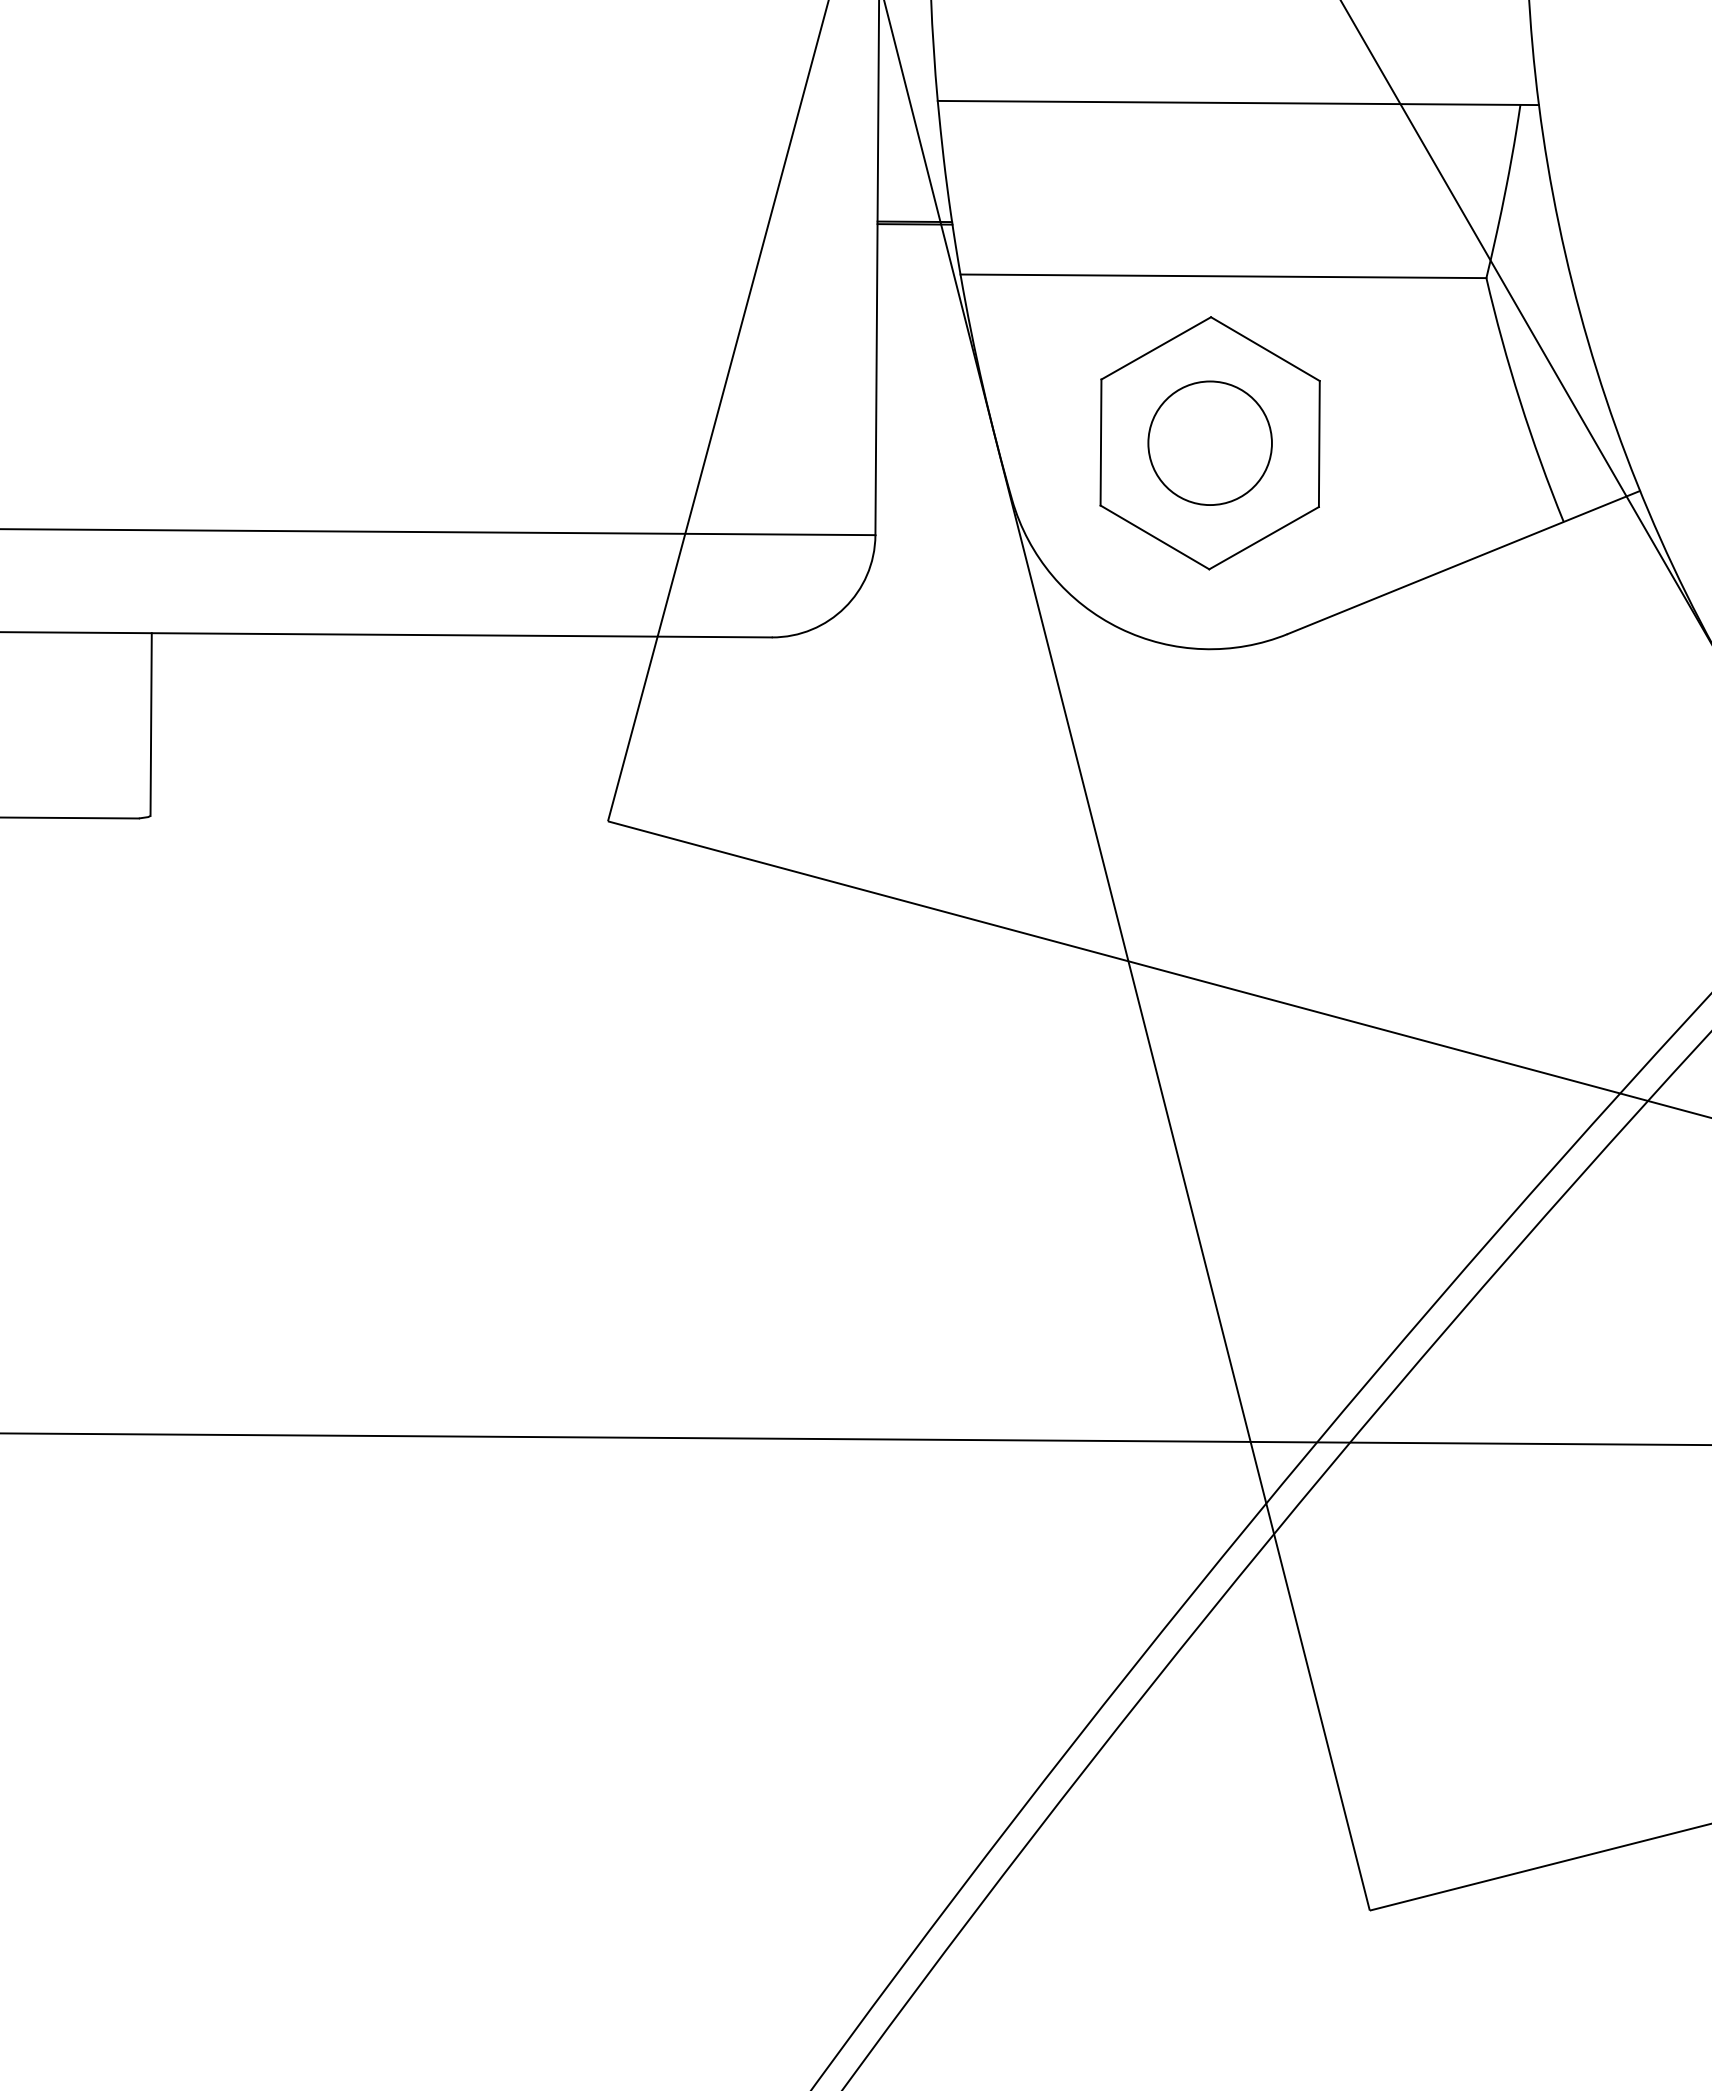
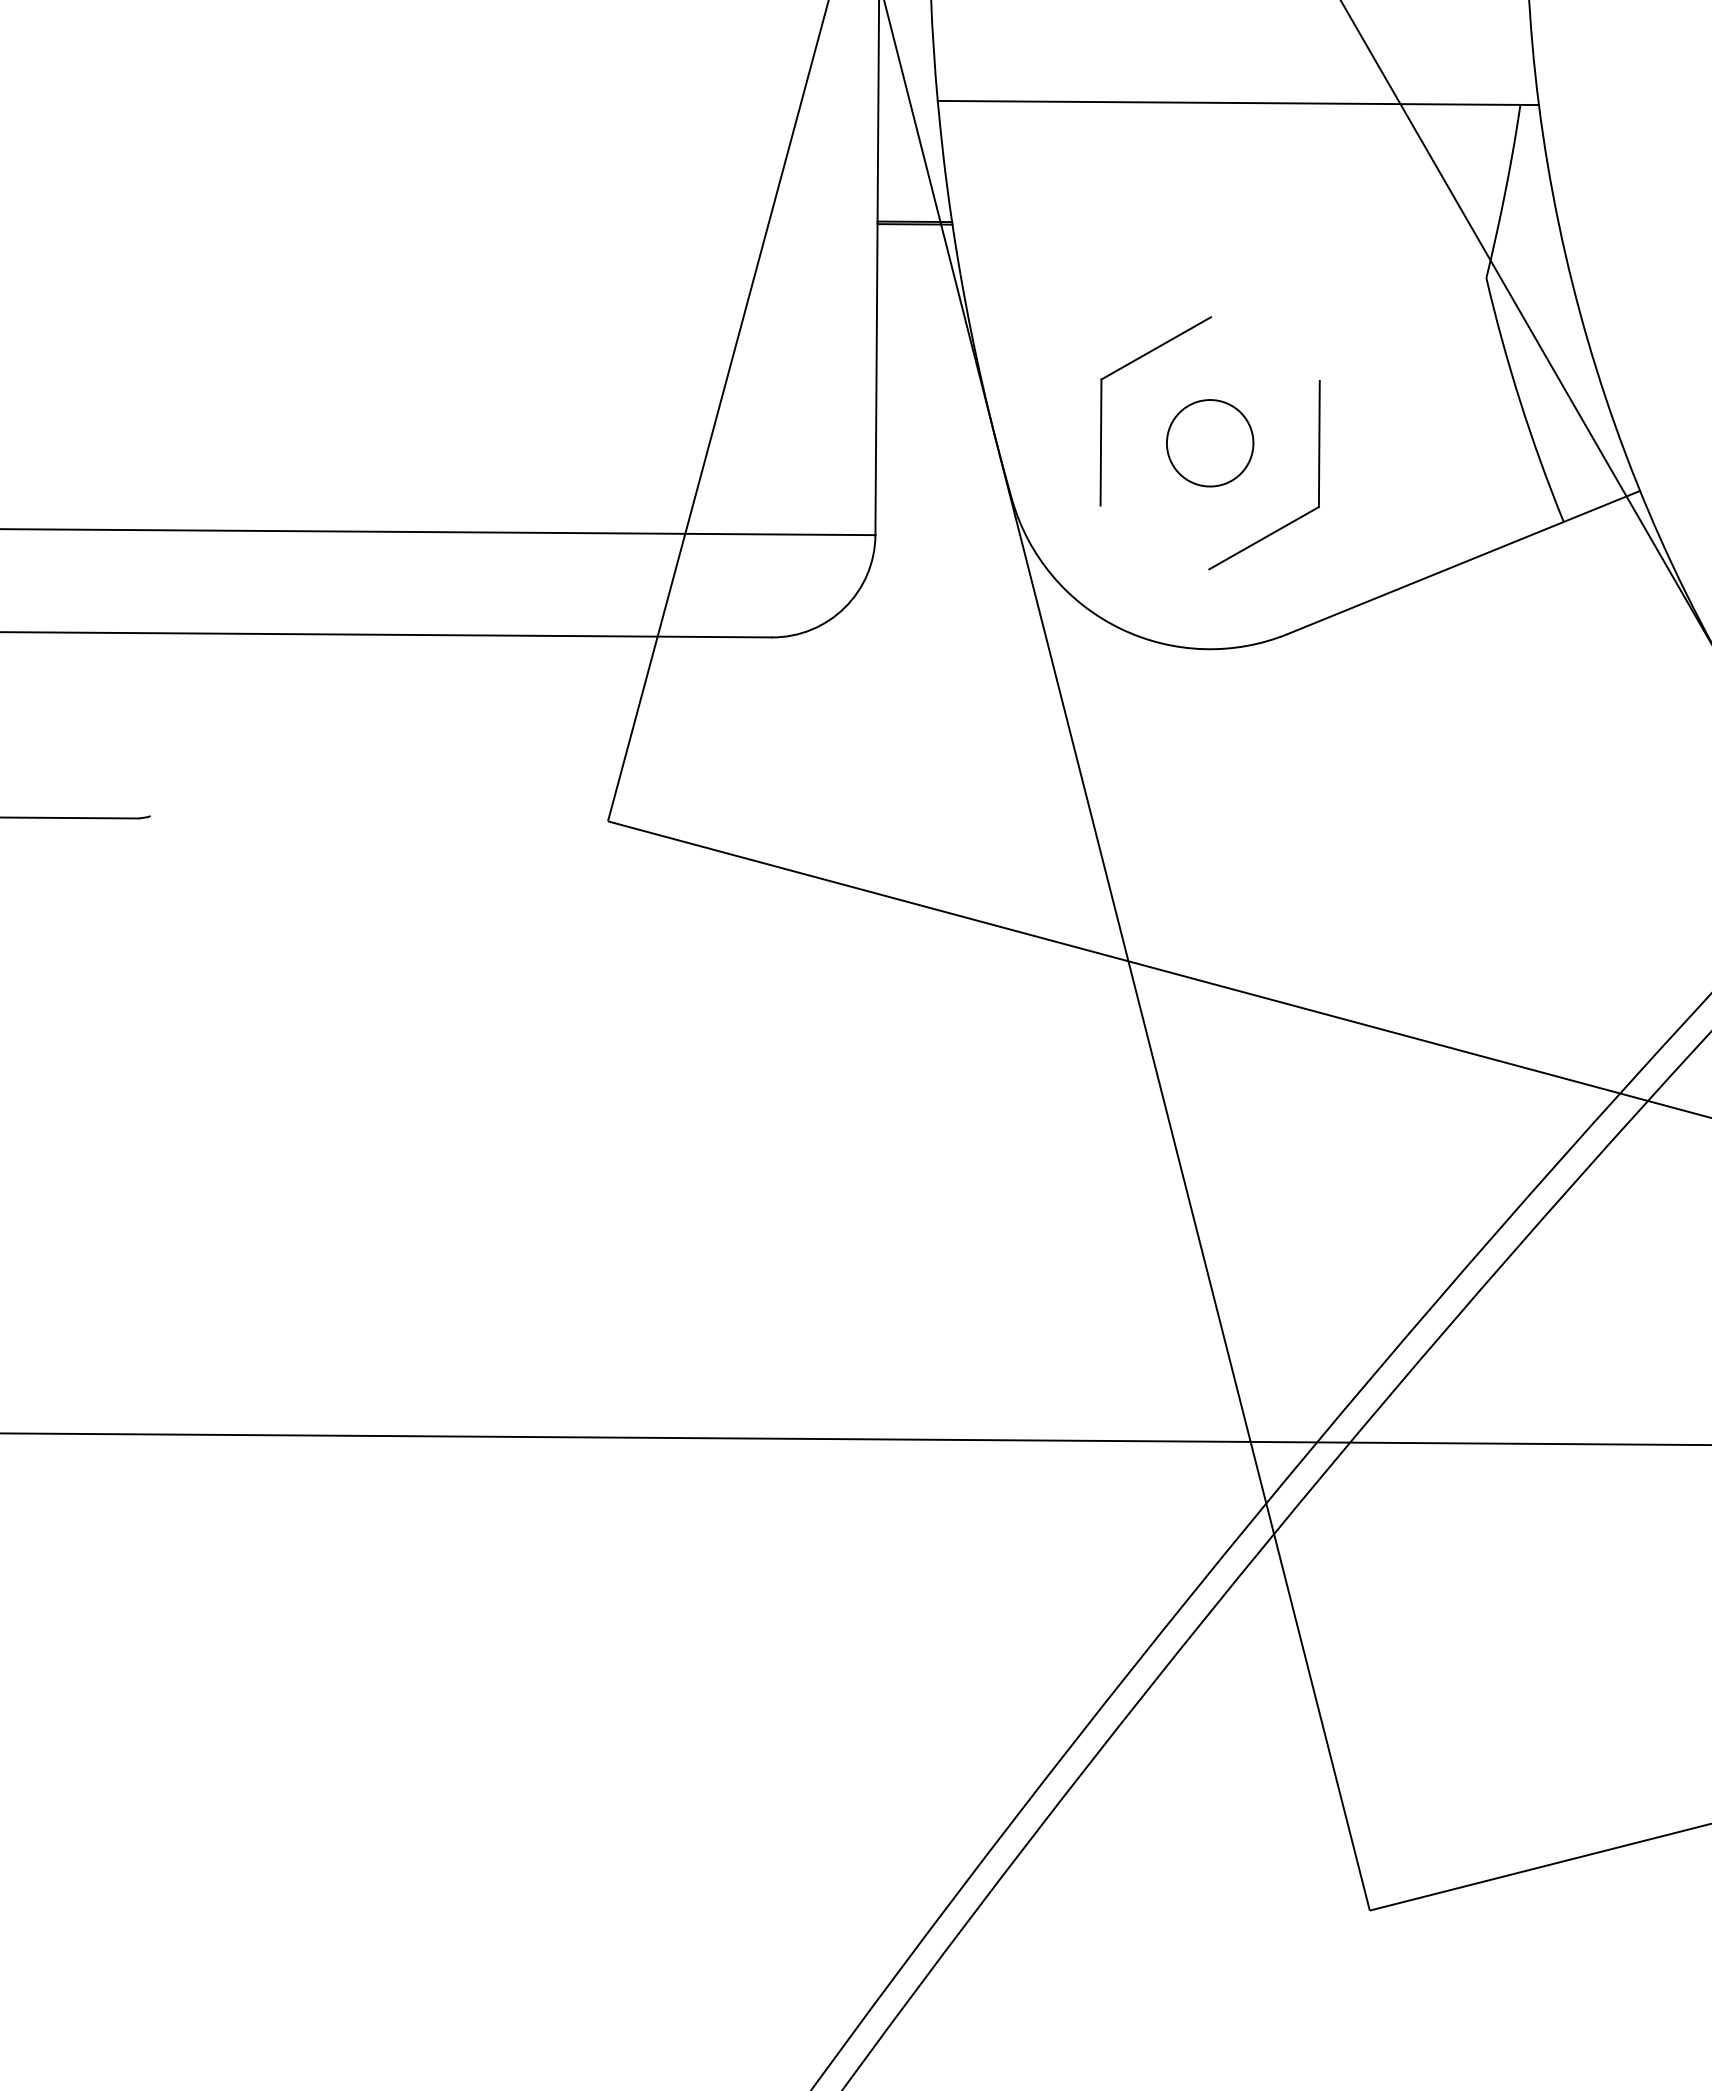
line: present -> none (1223, 276)
line: present -> none (1265, 349)
circle diameter: 124 px -> 87 px (1209, 443)
line: present -> none (1154, 537)
line: present -> none (150, 724)
